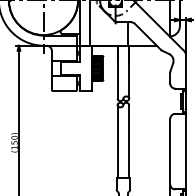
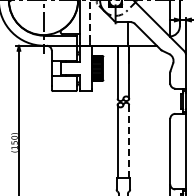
line: solid -> dashed (89, 22)
line: solid -> dashed (129, 141)
